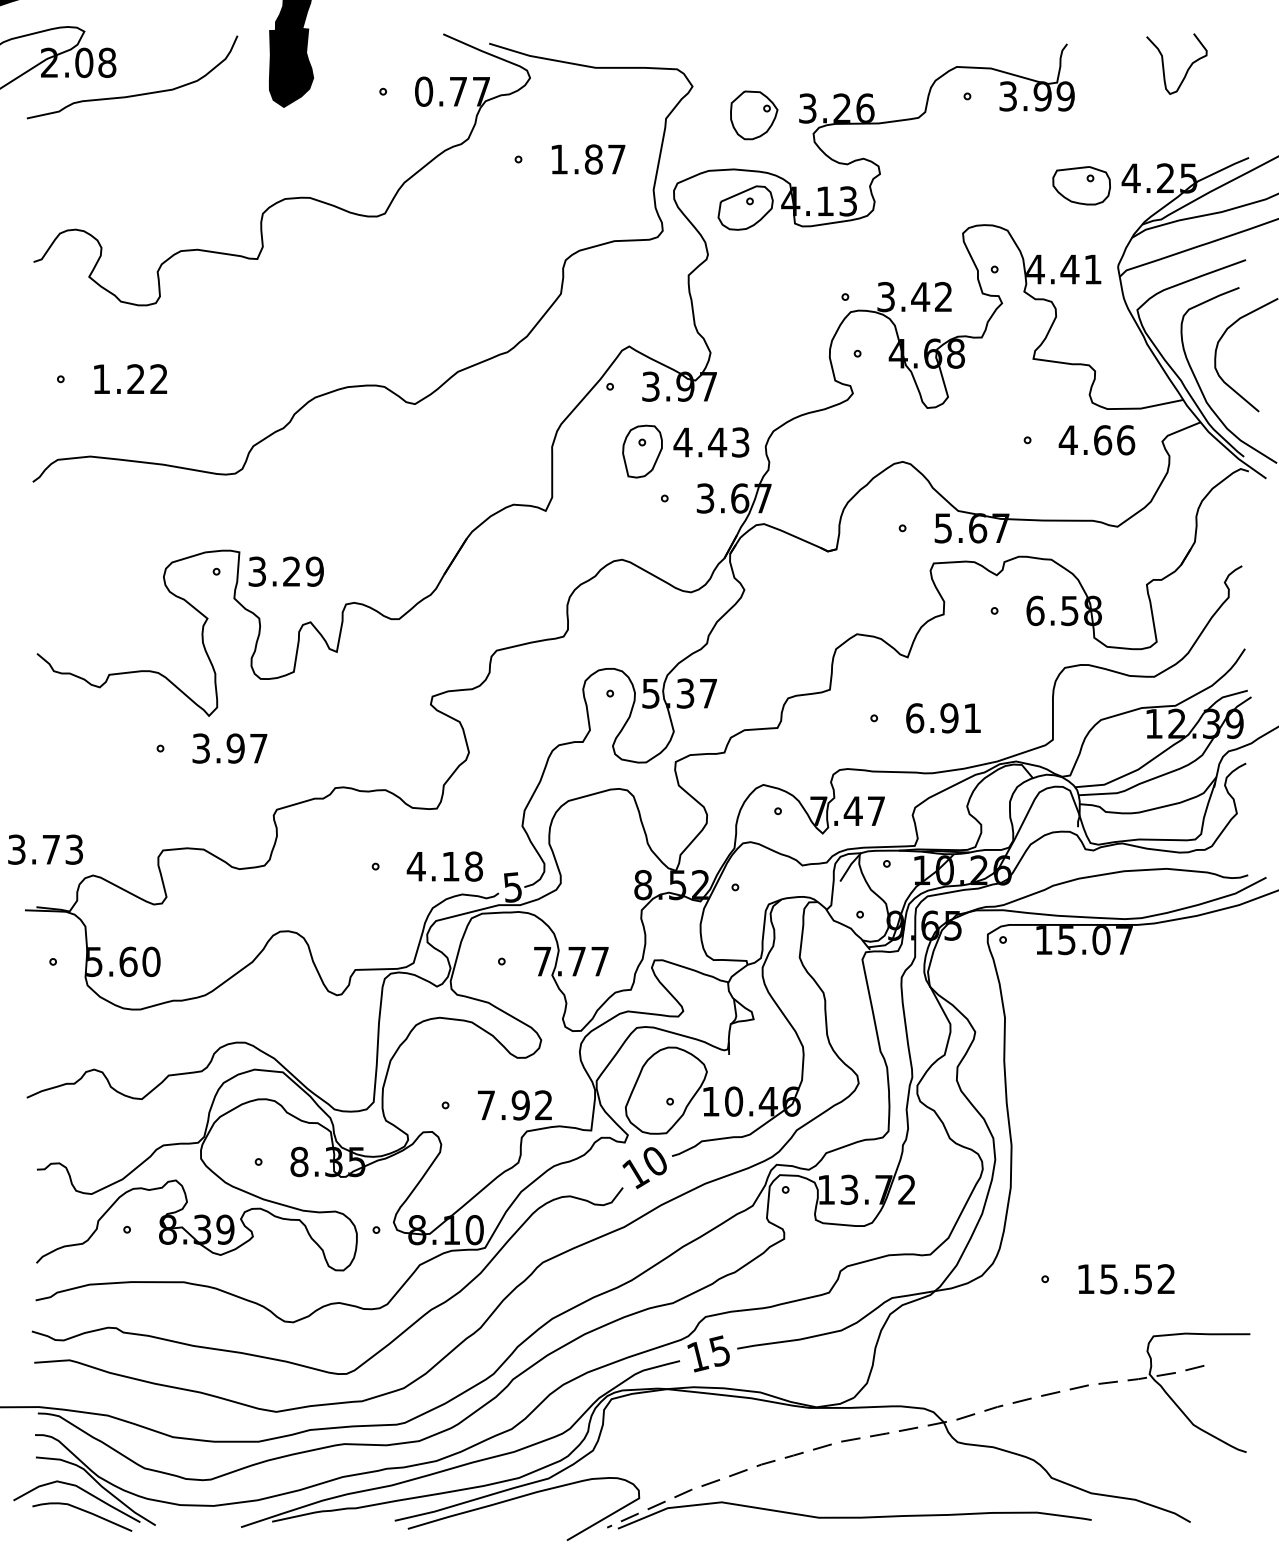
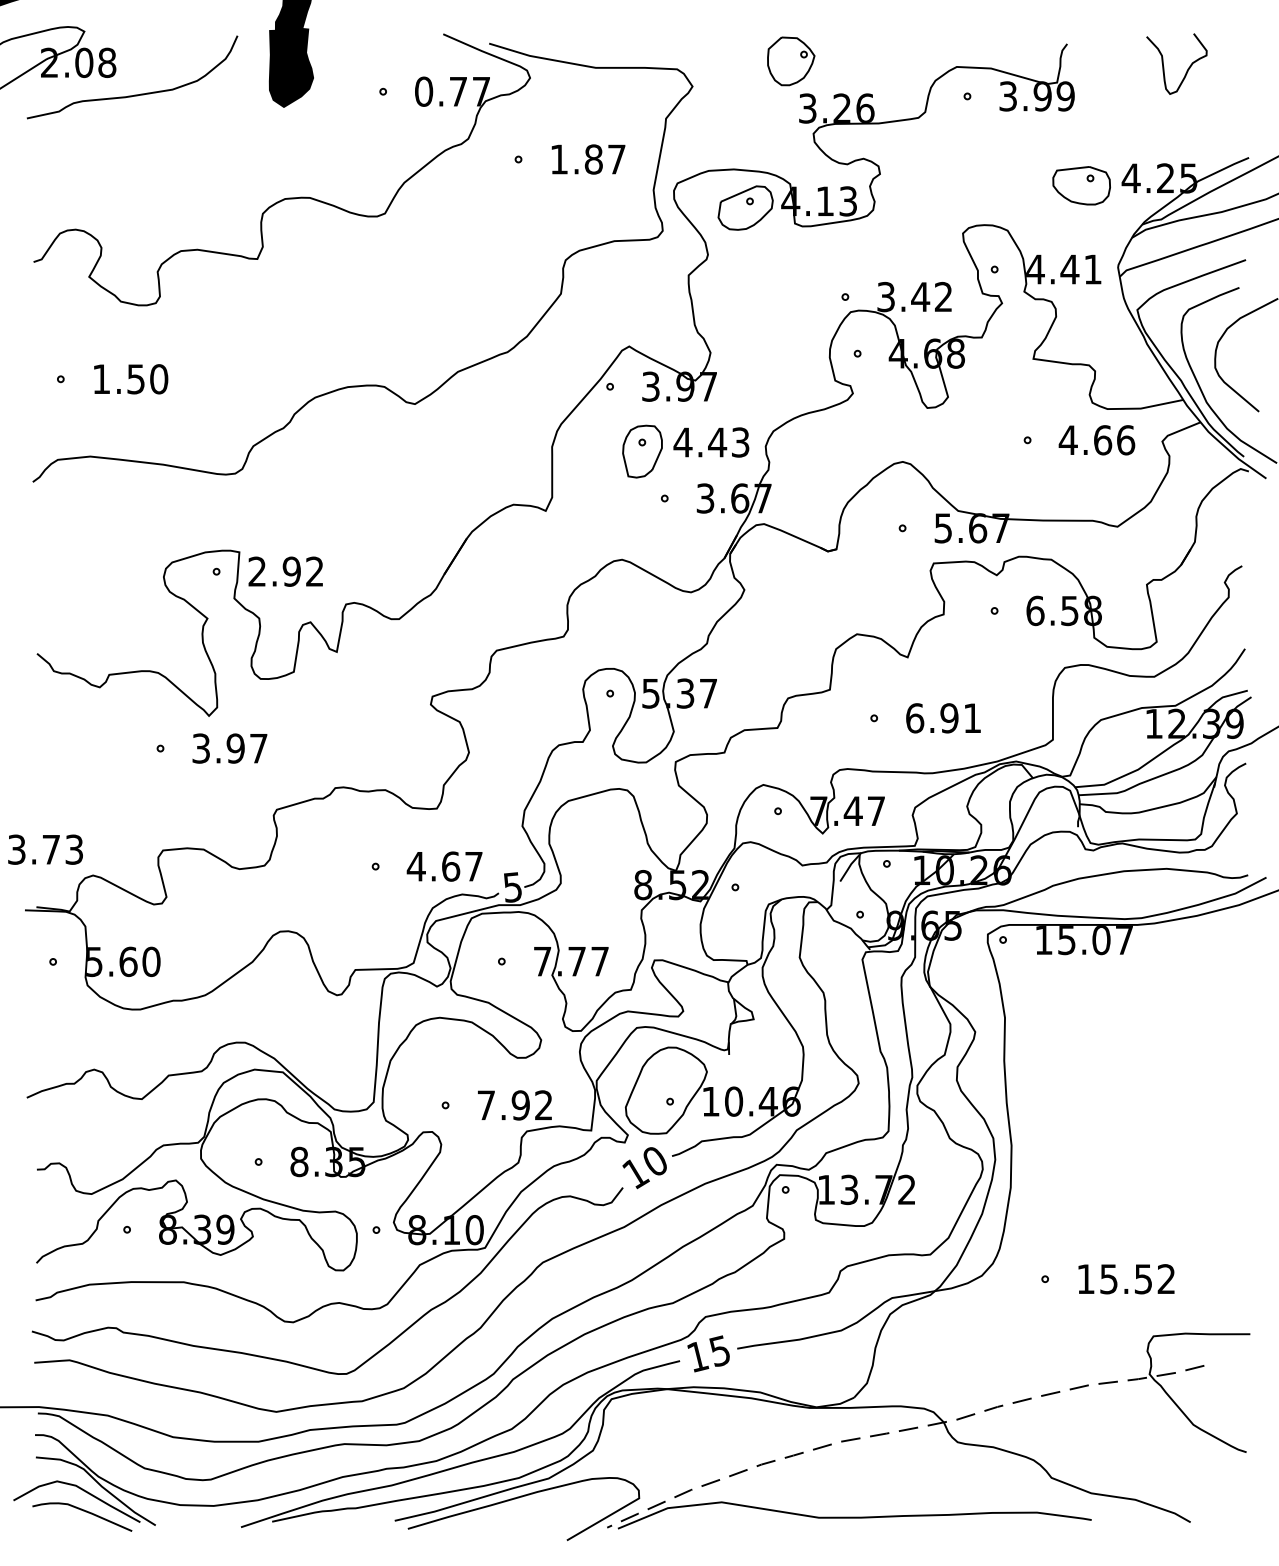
part position: (754, 115) -> (791, 61) (791, 61)
text: 1.22 -> 1.50 (147, 379)
text: 3.29 -> 2.92 (285, 571)
text: 4.18 -> 4.67 (462, 866)
